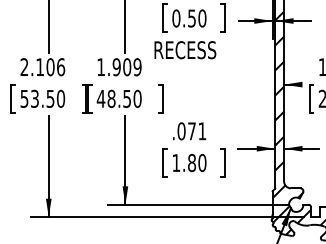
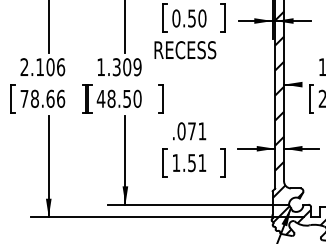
text: 1.909 -> 1.309 (116, 67)
text: 53.50 -> 78.66 (42, 98)
text: 1.80 -> 1.51 (197, 163)
